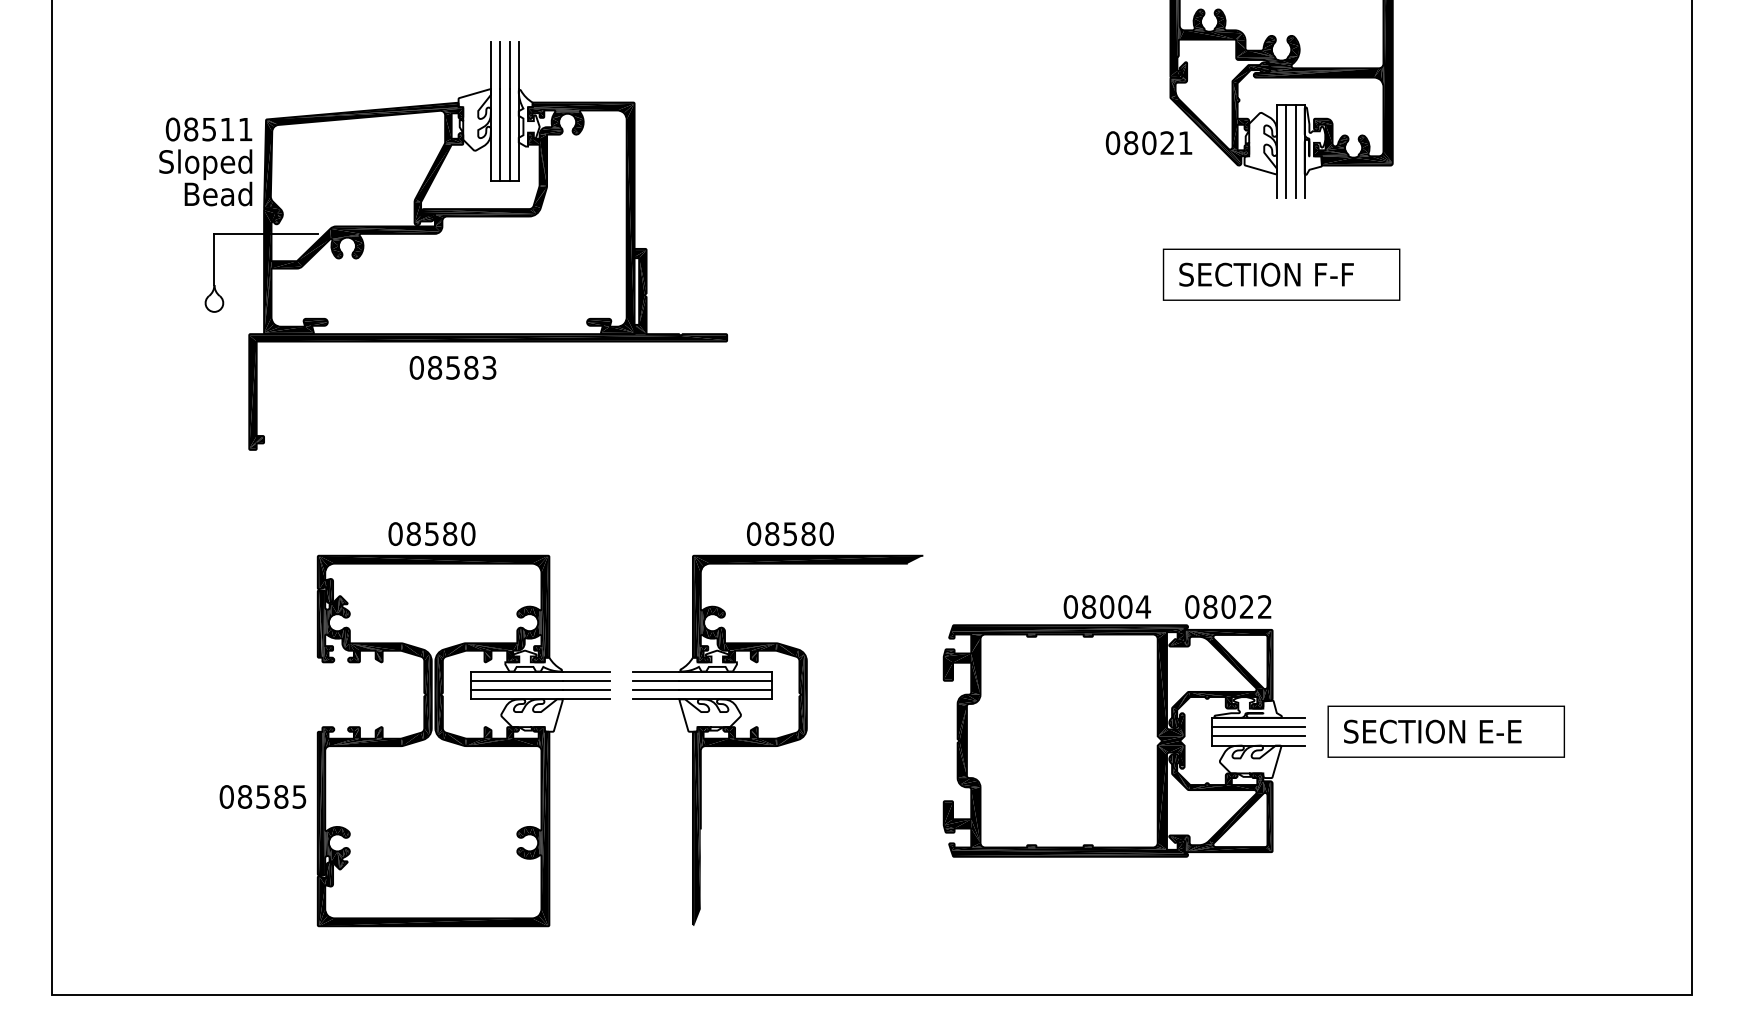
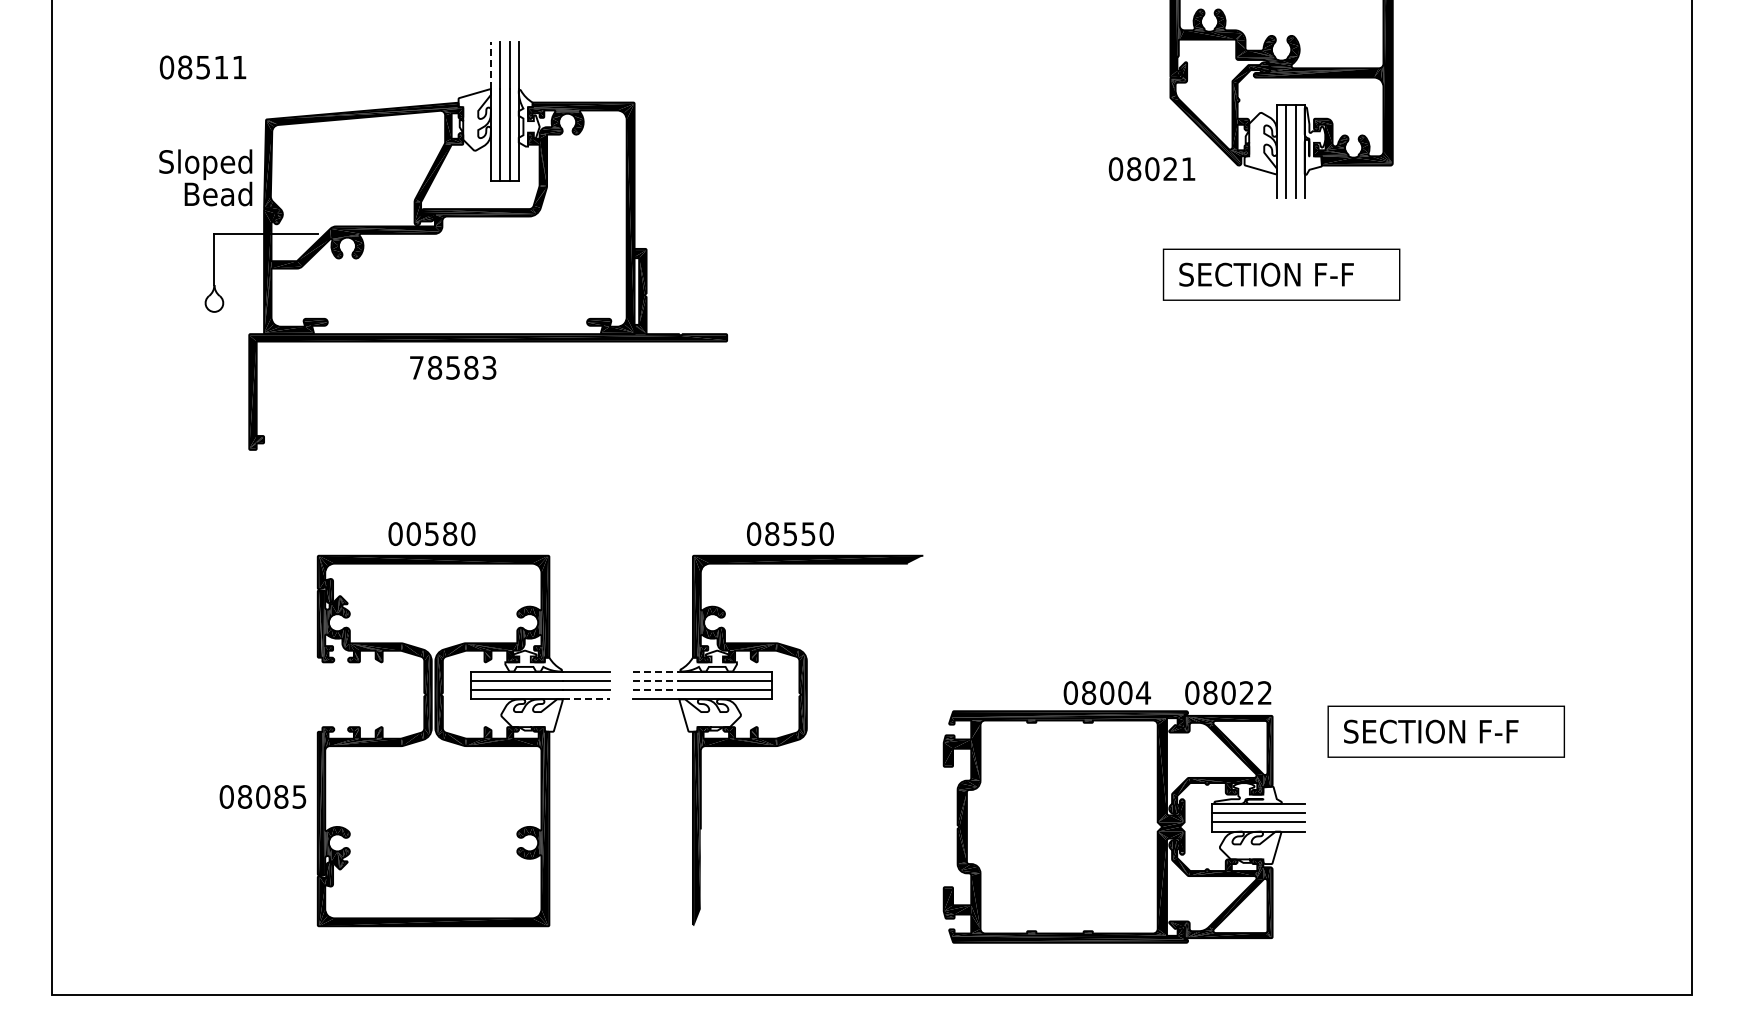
line: solid -> dashed (491, 65)
text position: (208, 129) -> (202, 67) (202, 67)
text position: (1148, 143) -> (1151, 169) (1151, 169)
text: 08583 -> 78583 (416, 367)
text: 08580 -> 00580 (413, 533)
text: 08580 -> 08550 (808, 533)
line: solid -> dashed (656, 671)
line: solid -> dashed (656, 680)
line: solid -> dashed (656, 690)
line: solid -> dashed (586, 699)
part position: (1123, 726) -> (1123, 812) (1123, 812)
text: SECTION E-E -> SECTION F-F (1501, 731)
text: 08585 -> 08085 (263, 796)
